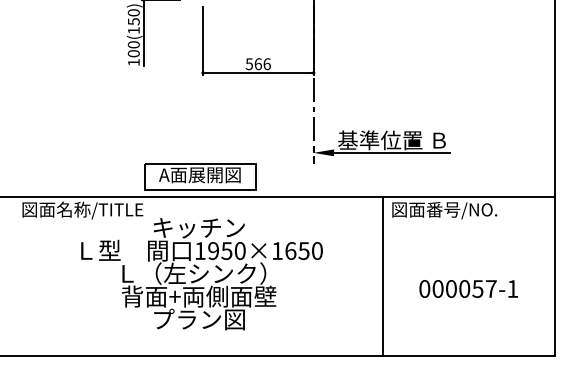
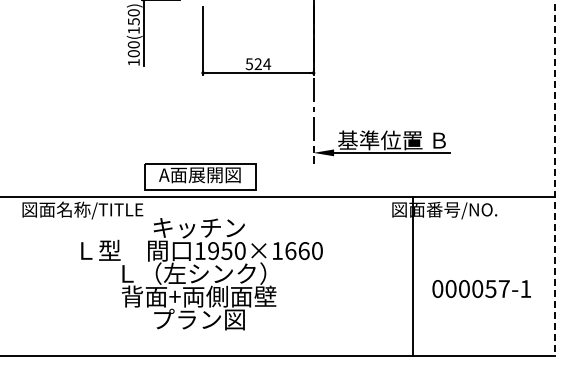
text: 566 -> 524 (262, 64)
line: solid -> dashed (554, 178)
text: 1950×1650 -> 1950×1660 (303, 250)
line position: (383, 275) -> (413, 275) (413, 275)
text position: (468, 288) -> (481, 288) (481, 288)
